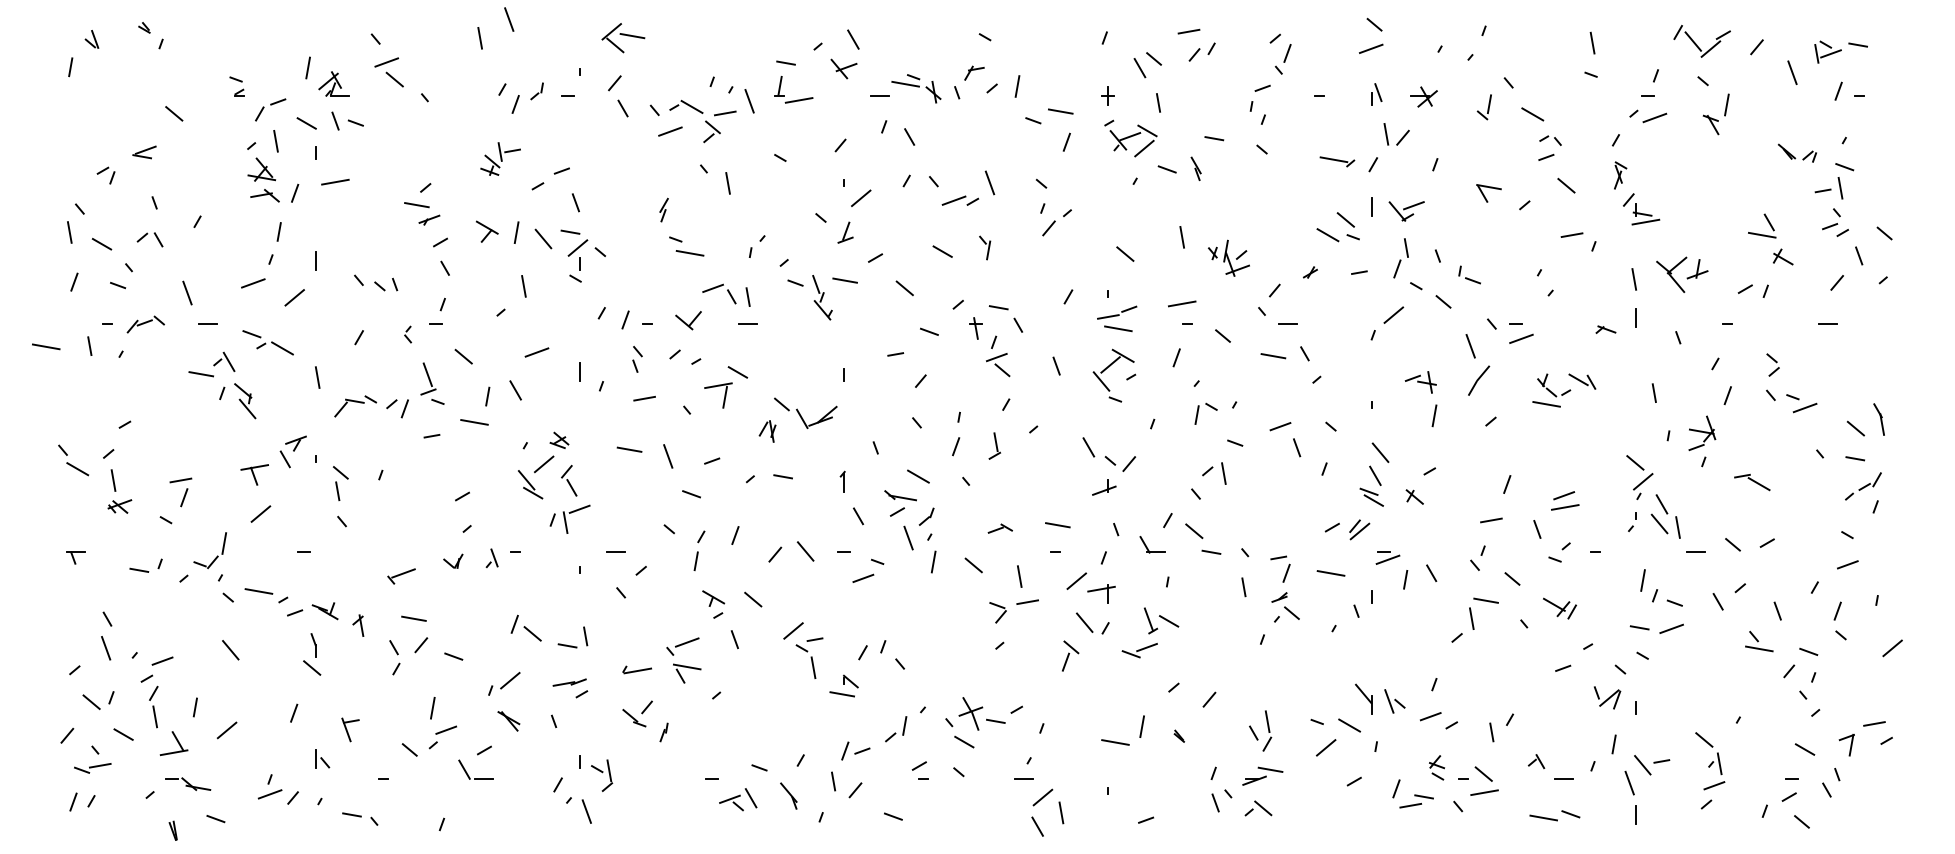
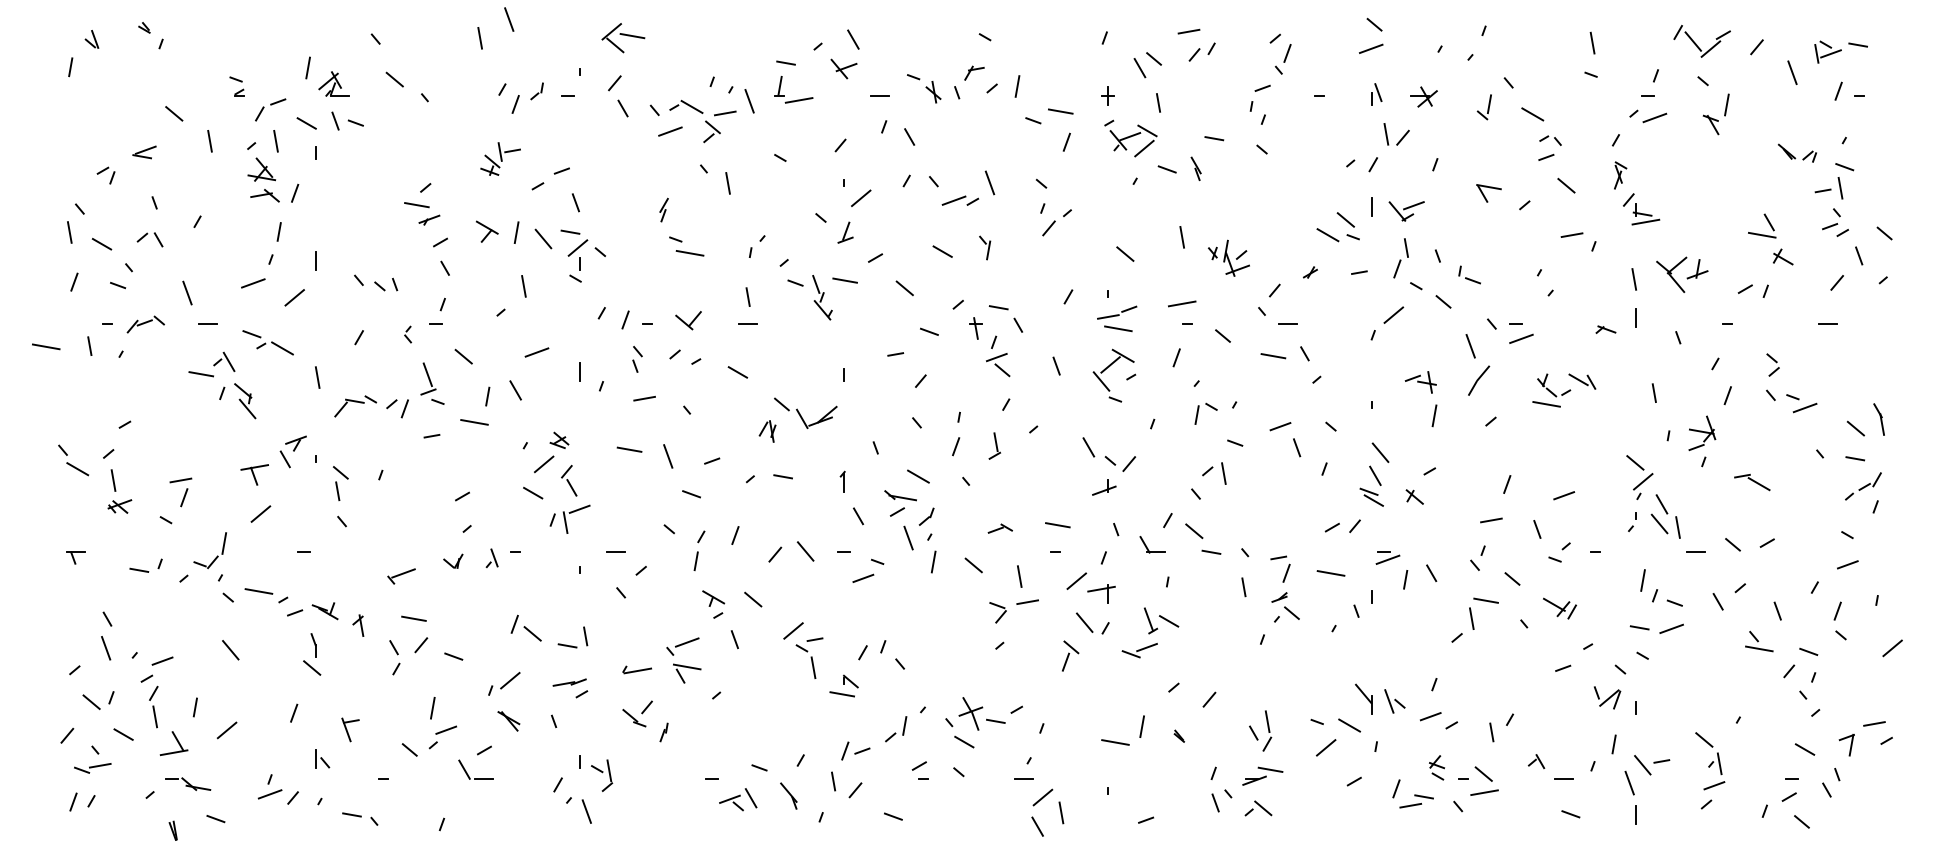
line: present -> none (386, 62)
line: present -> none (905, 83)
line: none -> present (209, 141)
line: present -> none (1333, 159)
line: present -> none (335, 181)
part: present -> none (719, 293)
part: present -> none (718, 395)
line: present -> none (526, 480)
line: present -> none (1564, 507)
line: present -> none (1359, 531)
line: present -> none (1543, 817)
